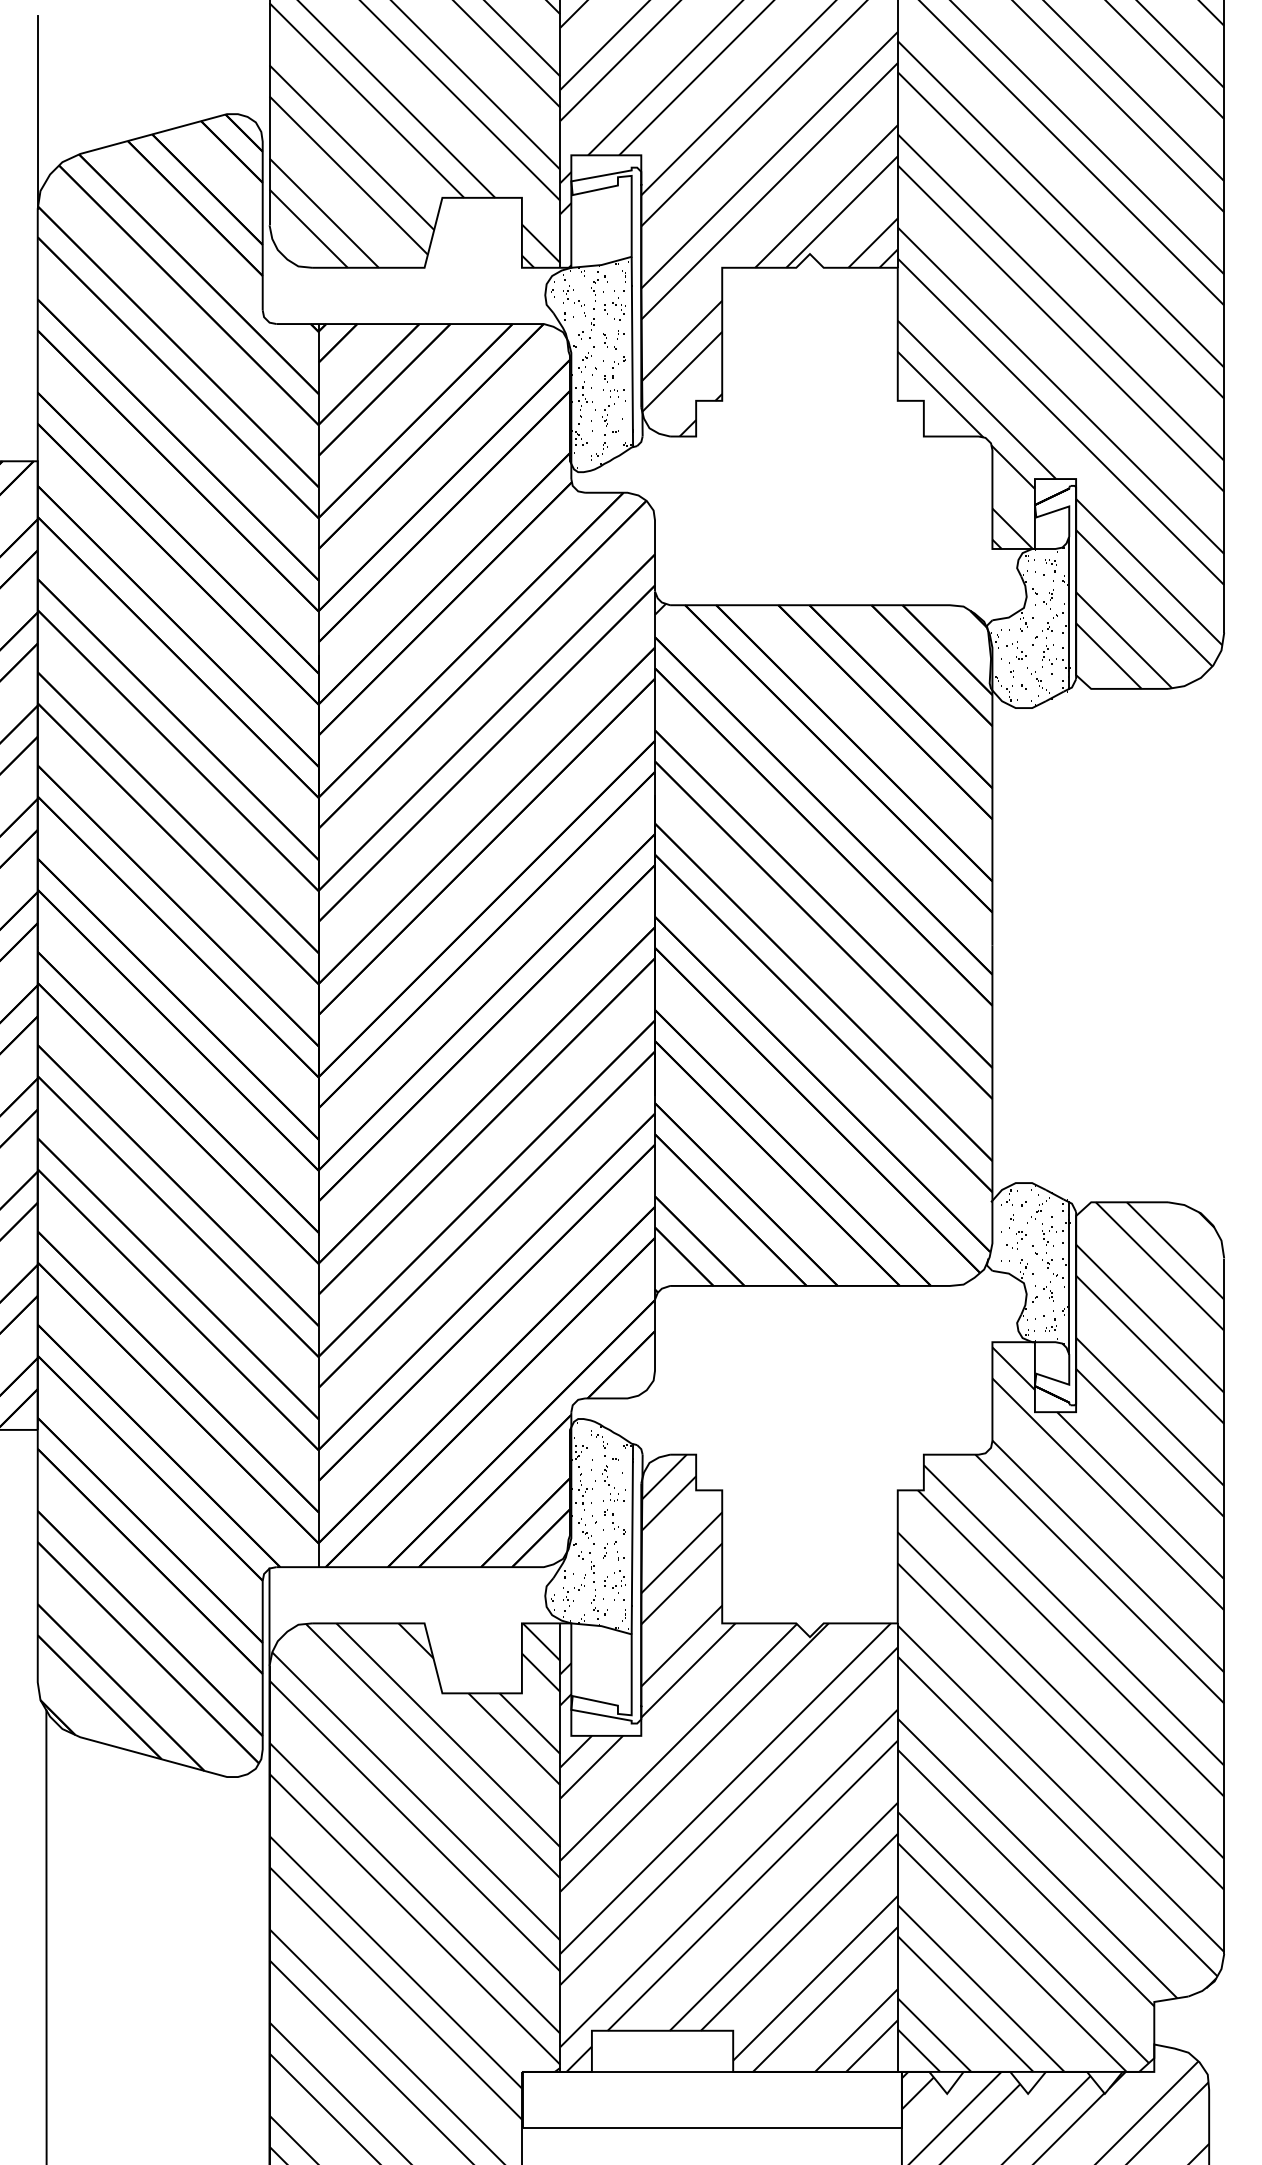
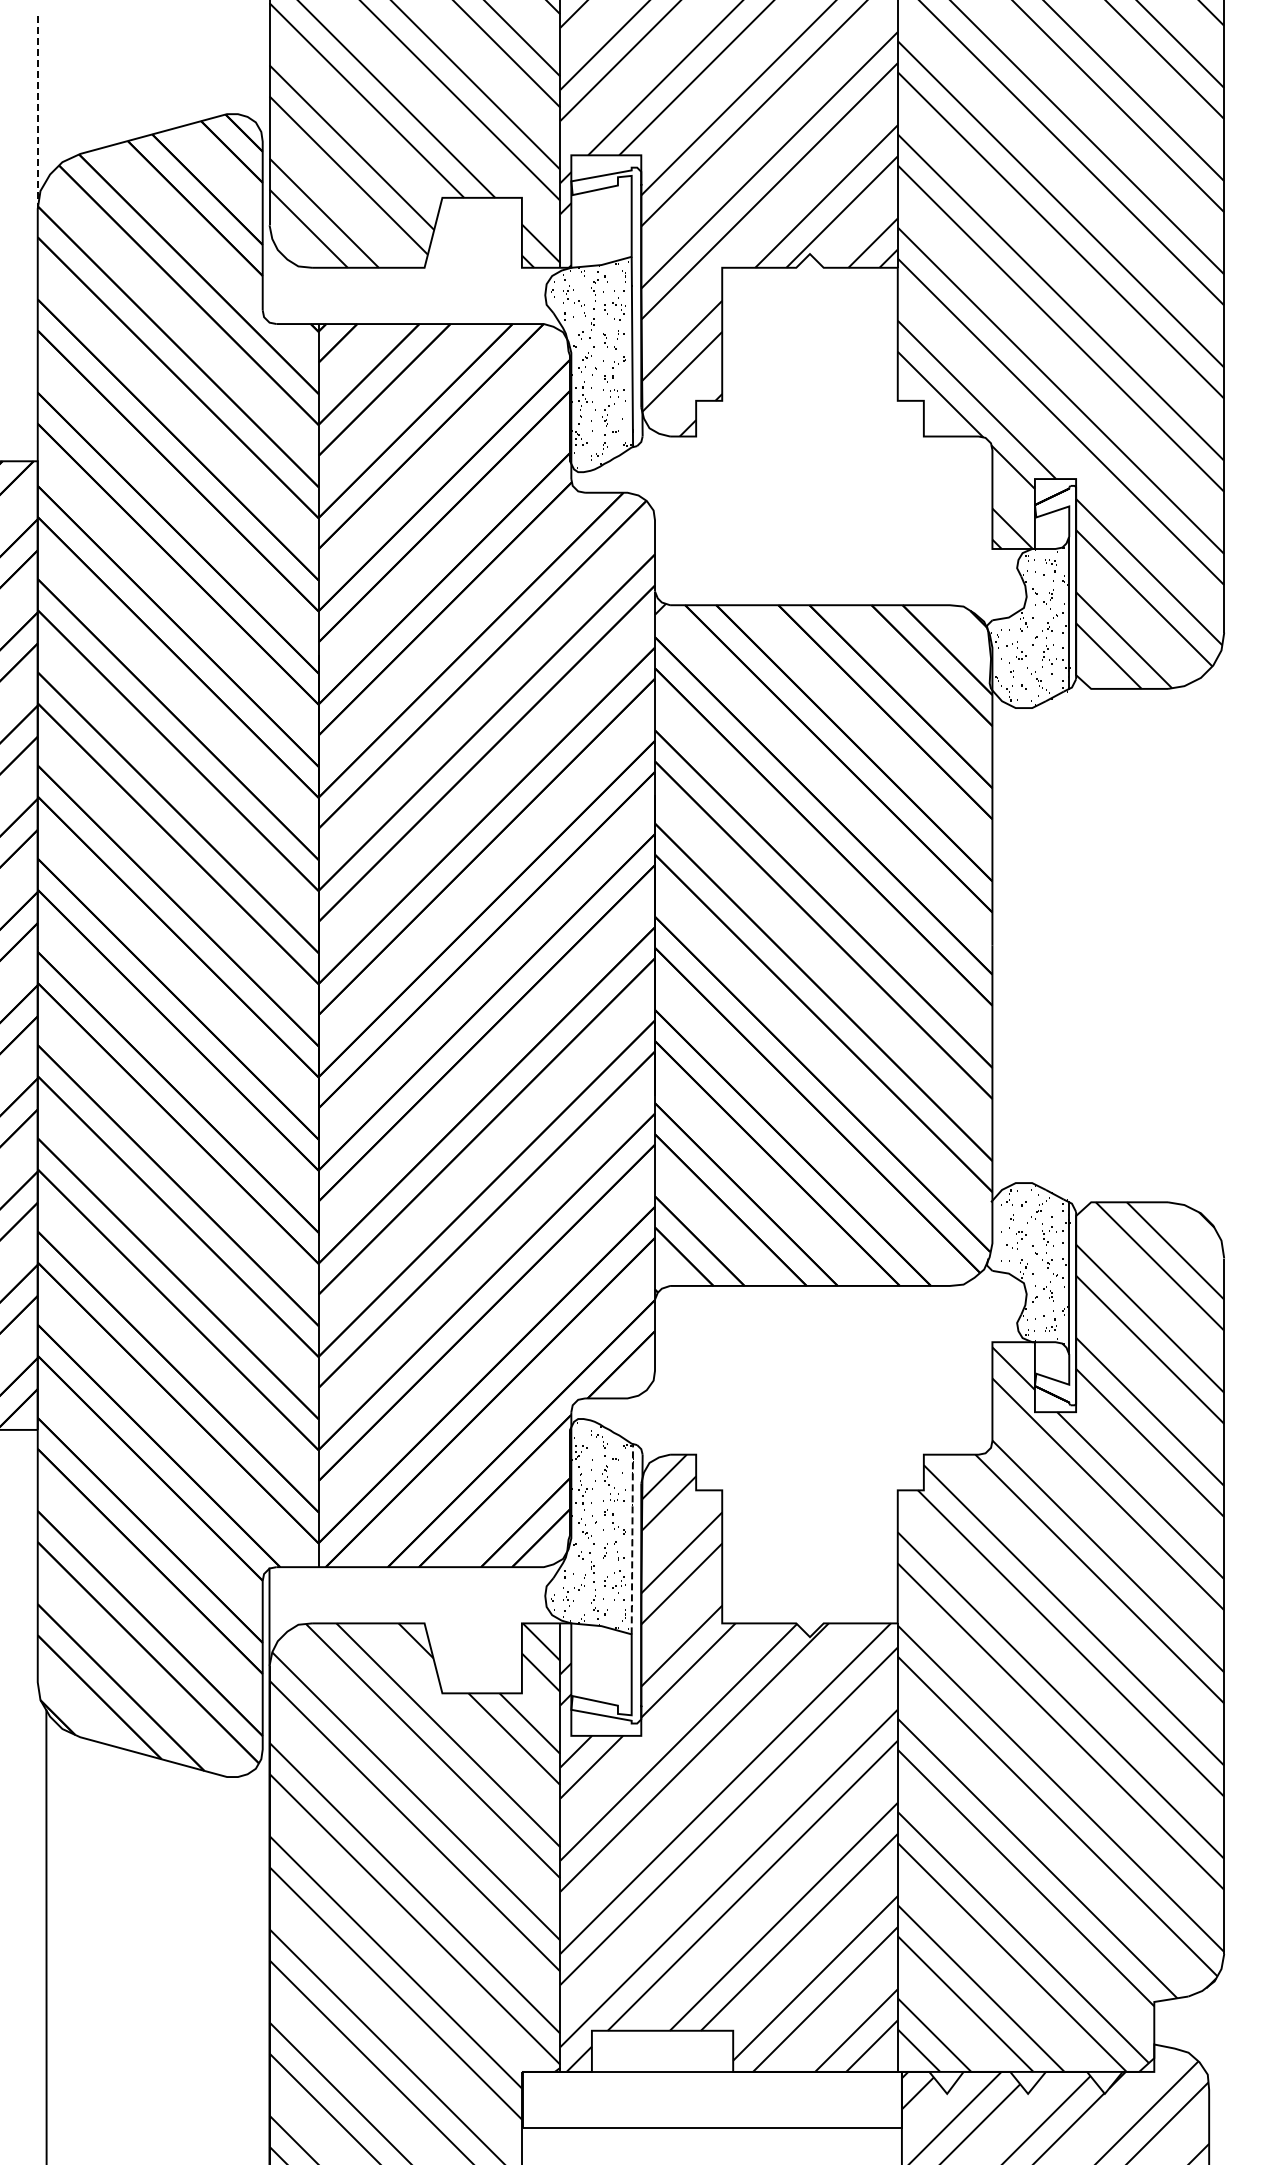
line: solid -> dashed (37, 112)
line: solid -> dashed (632, 1538)
